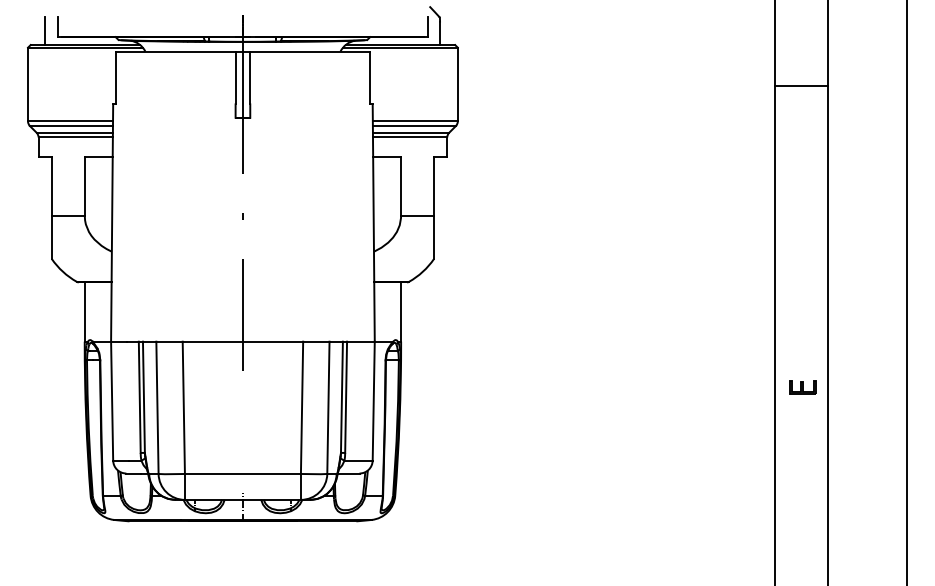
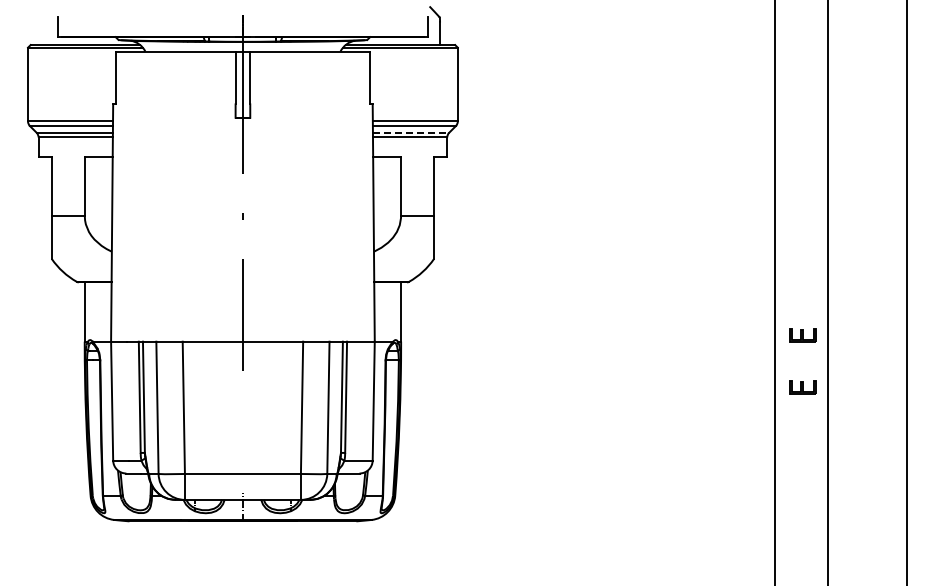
line: present -> none (45, 31)
line: present -> none (801, 85)
line: solid -> dashed (411, 132)
part: none -> present (802, 335)
